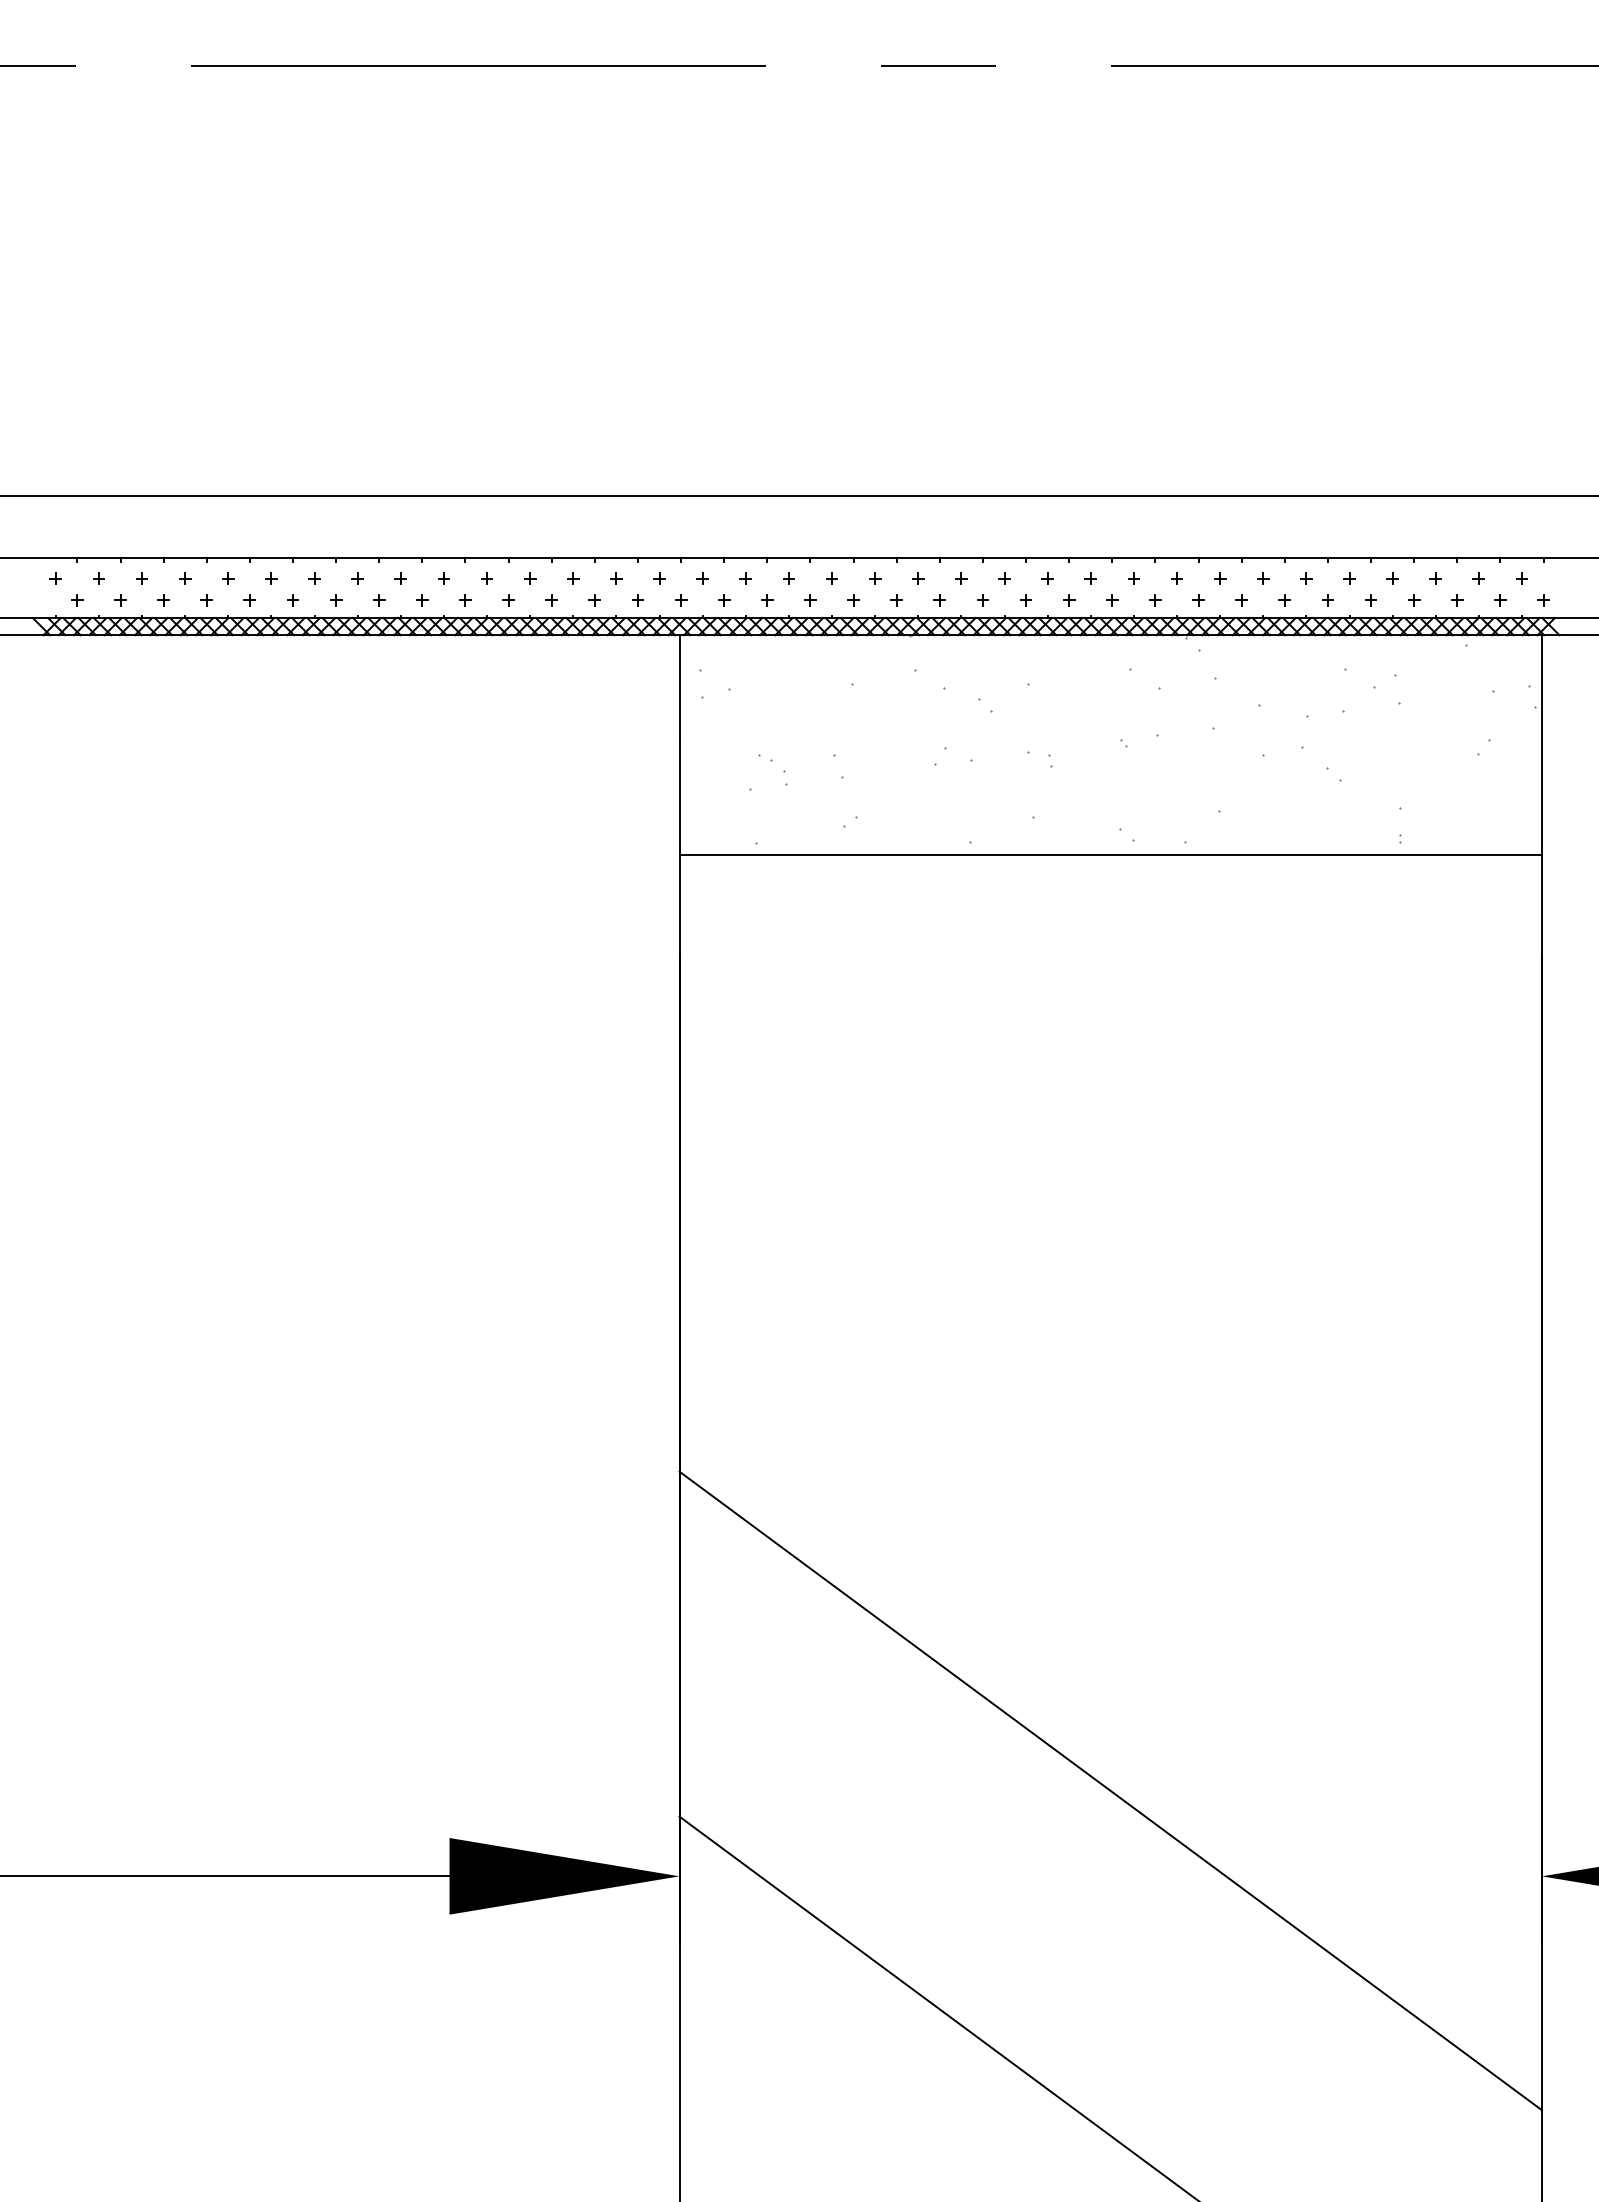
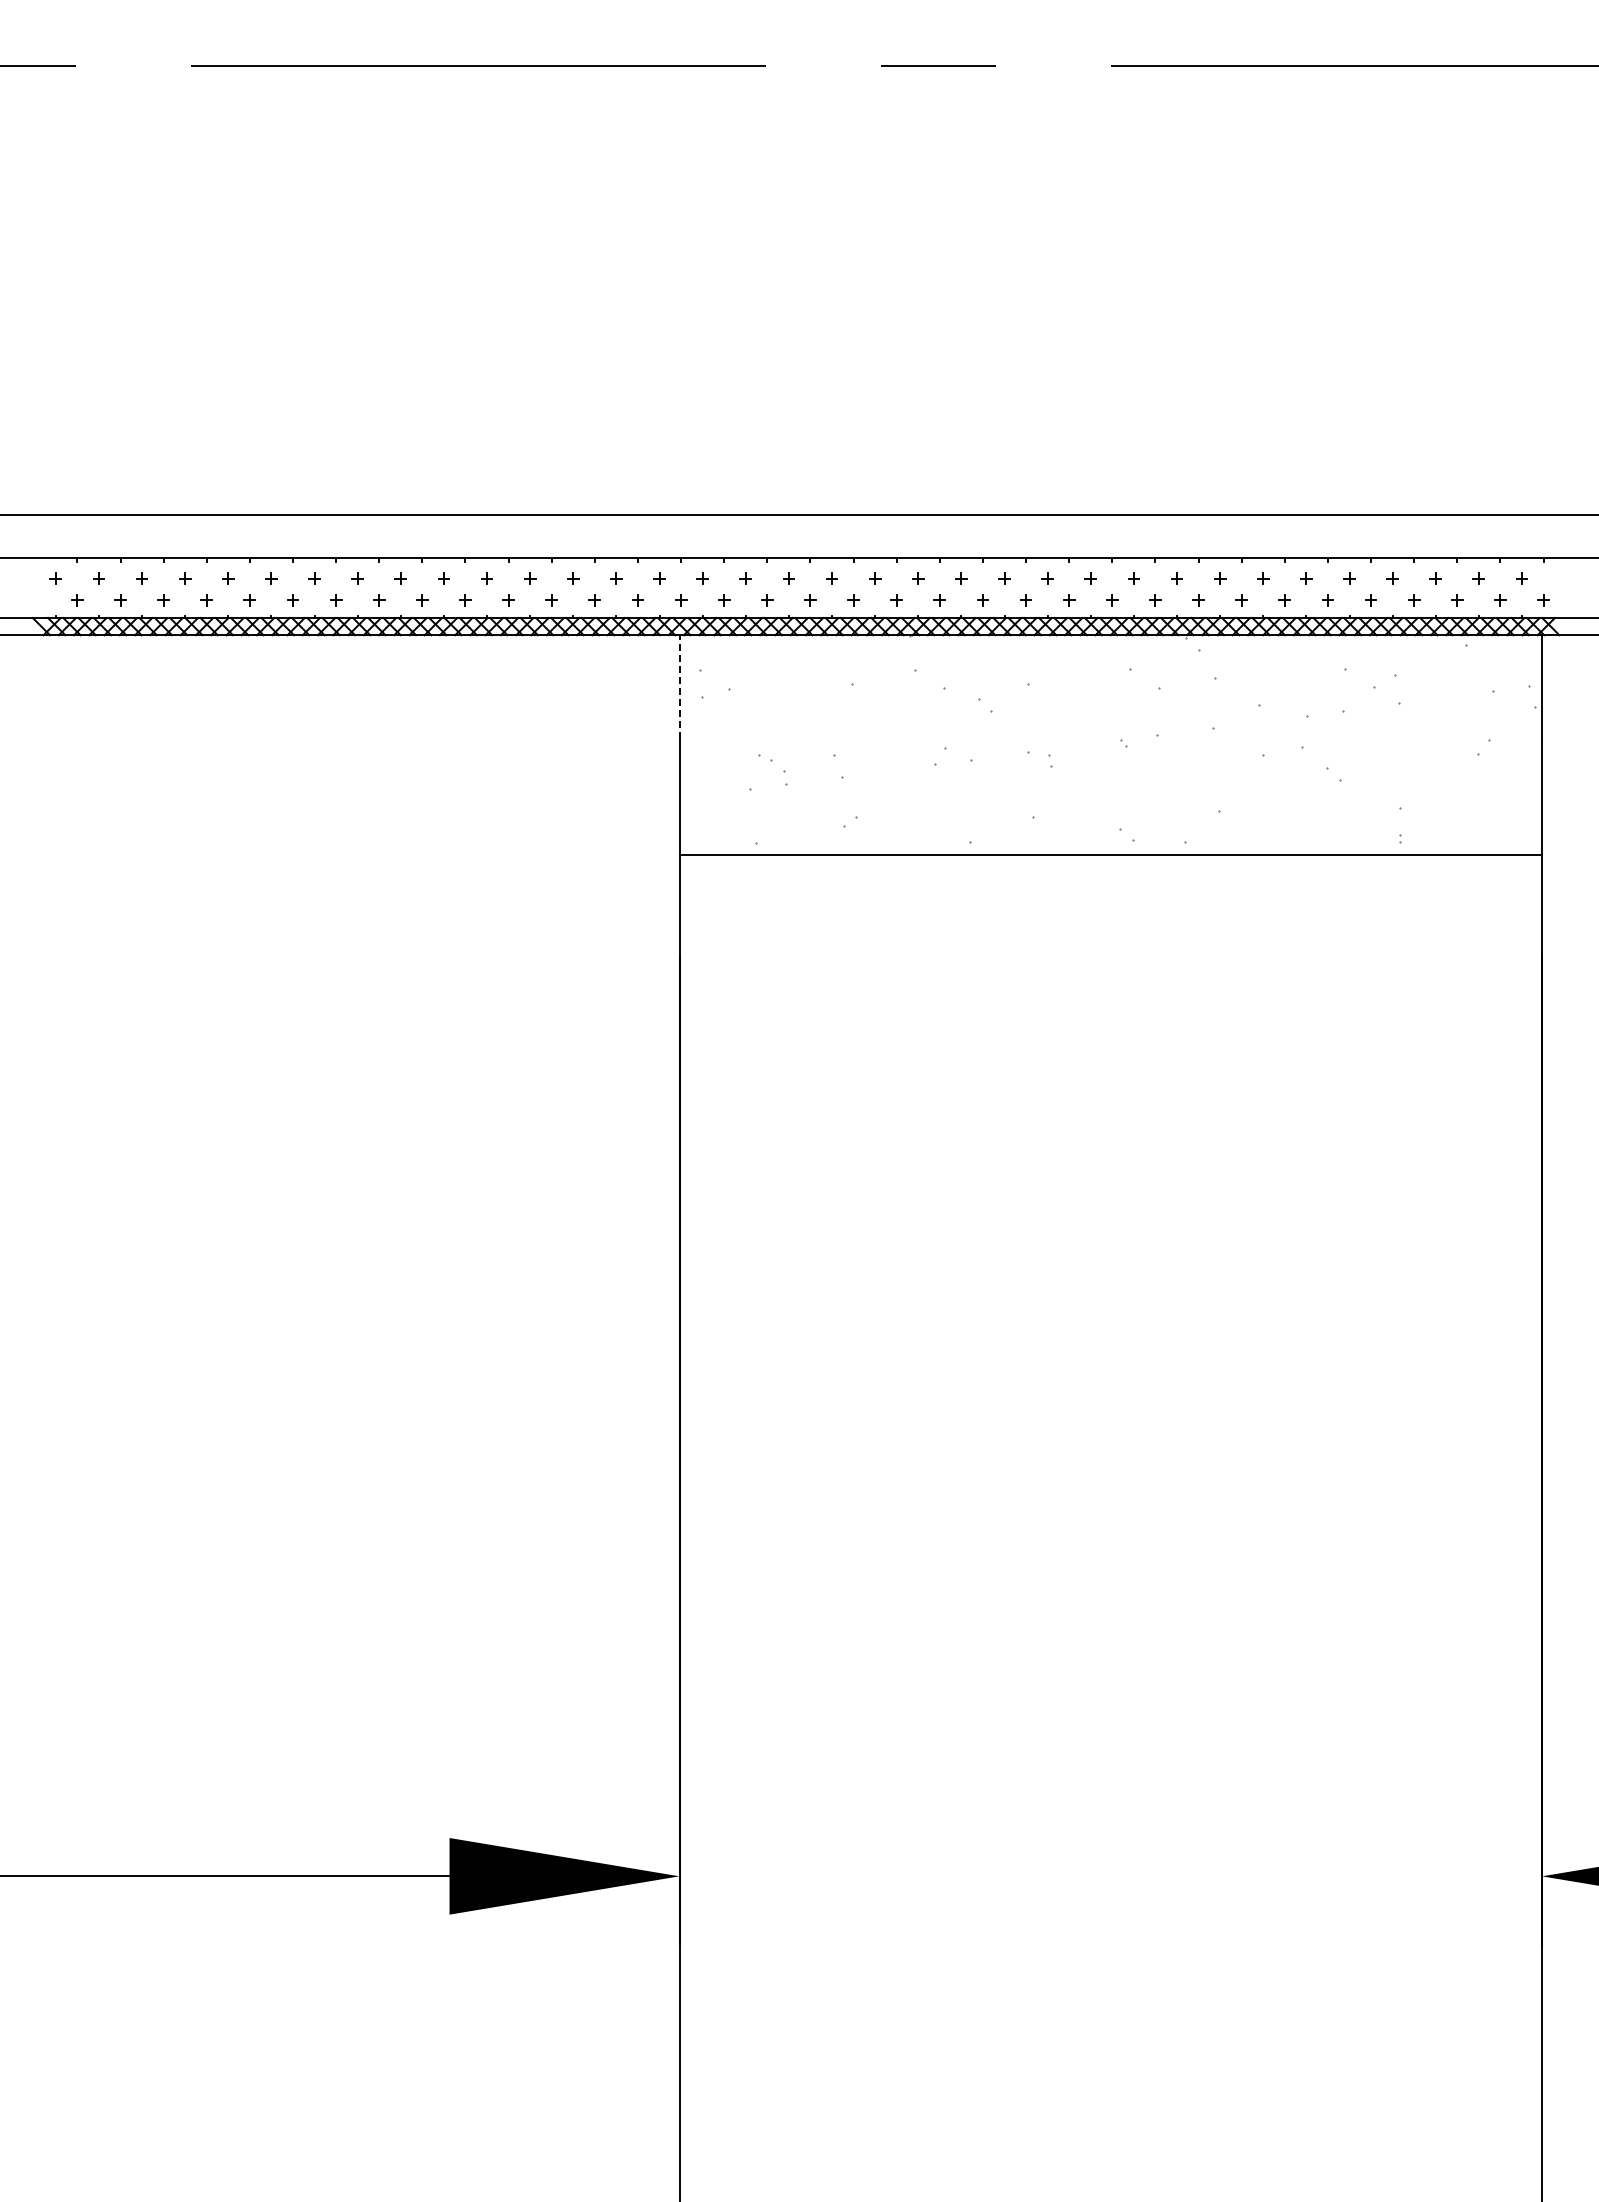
line position: (798, 496) -> (798, 515) (798, 515)
line: solid -> dashed (679, 687)
line: present -> none (1110, 1790)
line: present -> none (937, 2007)
